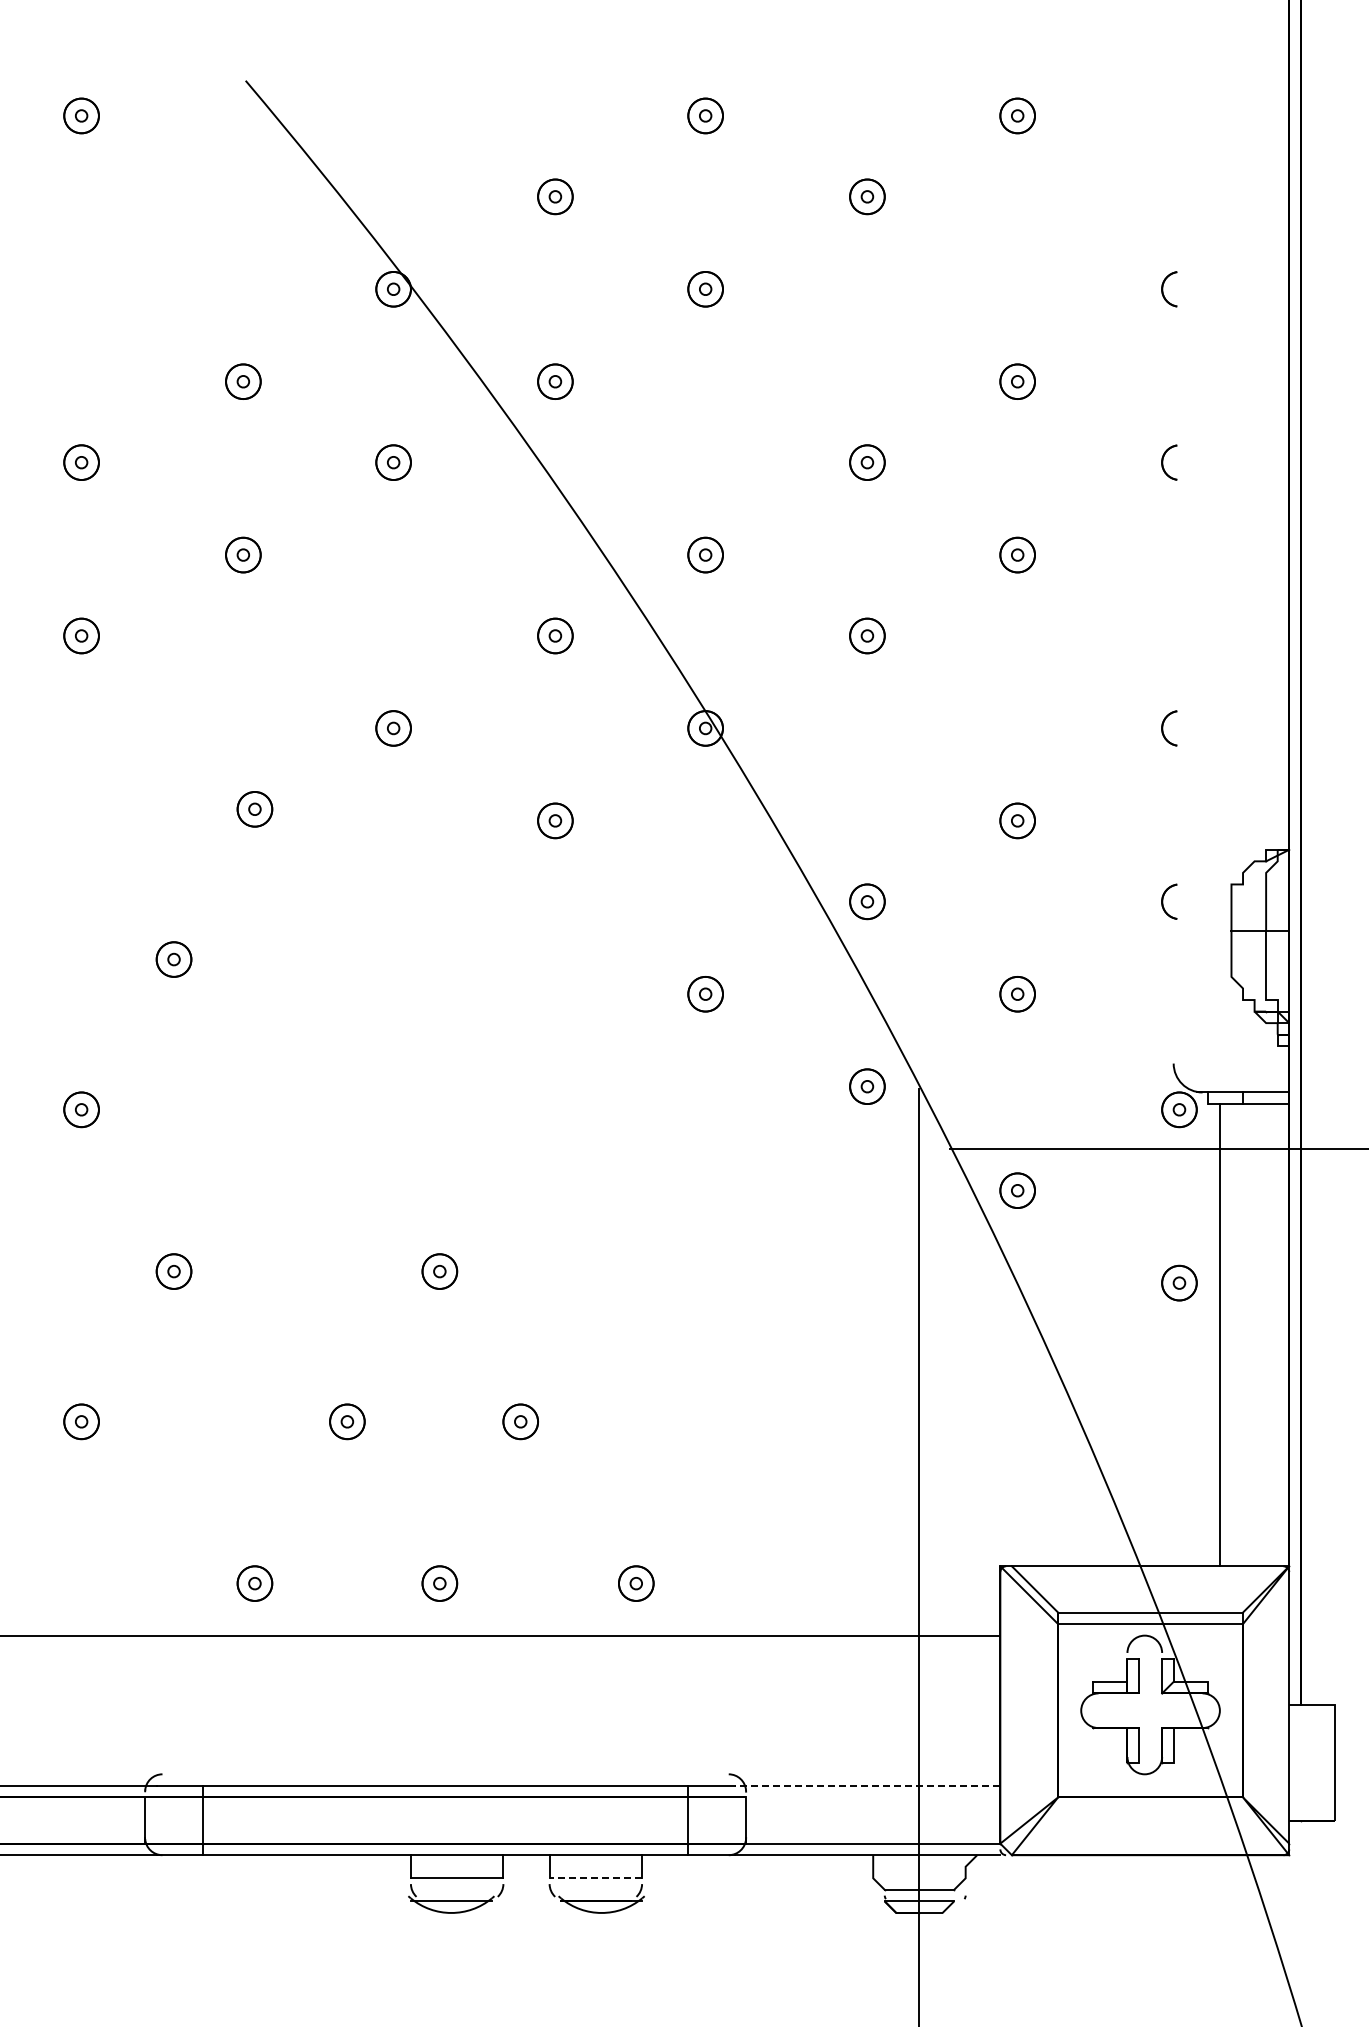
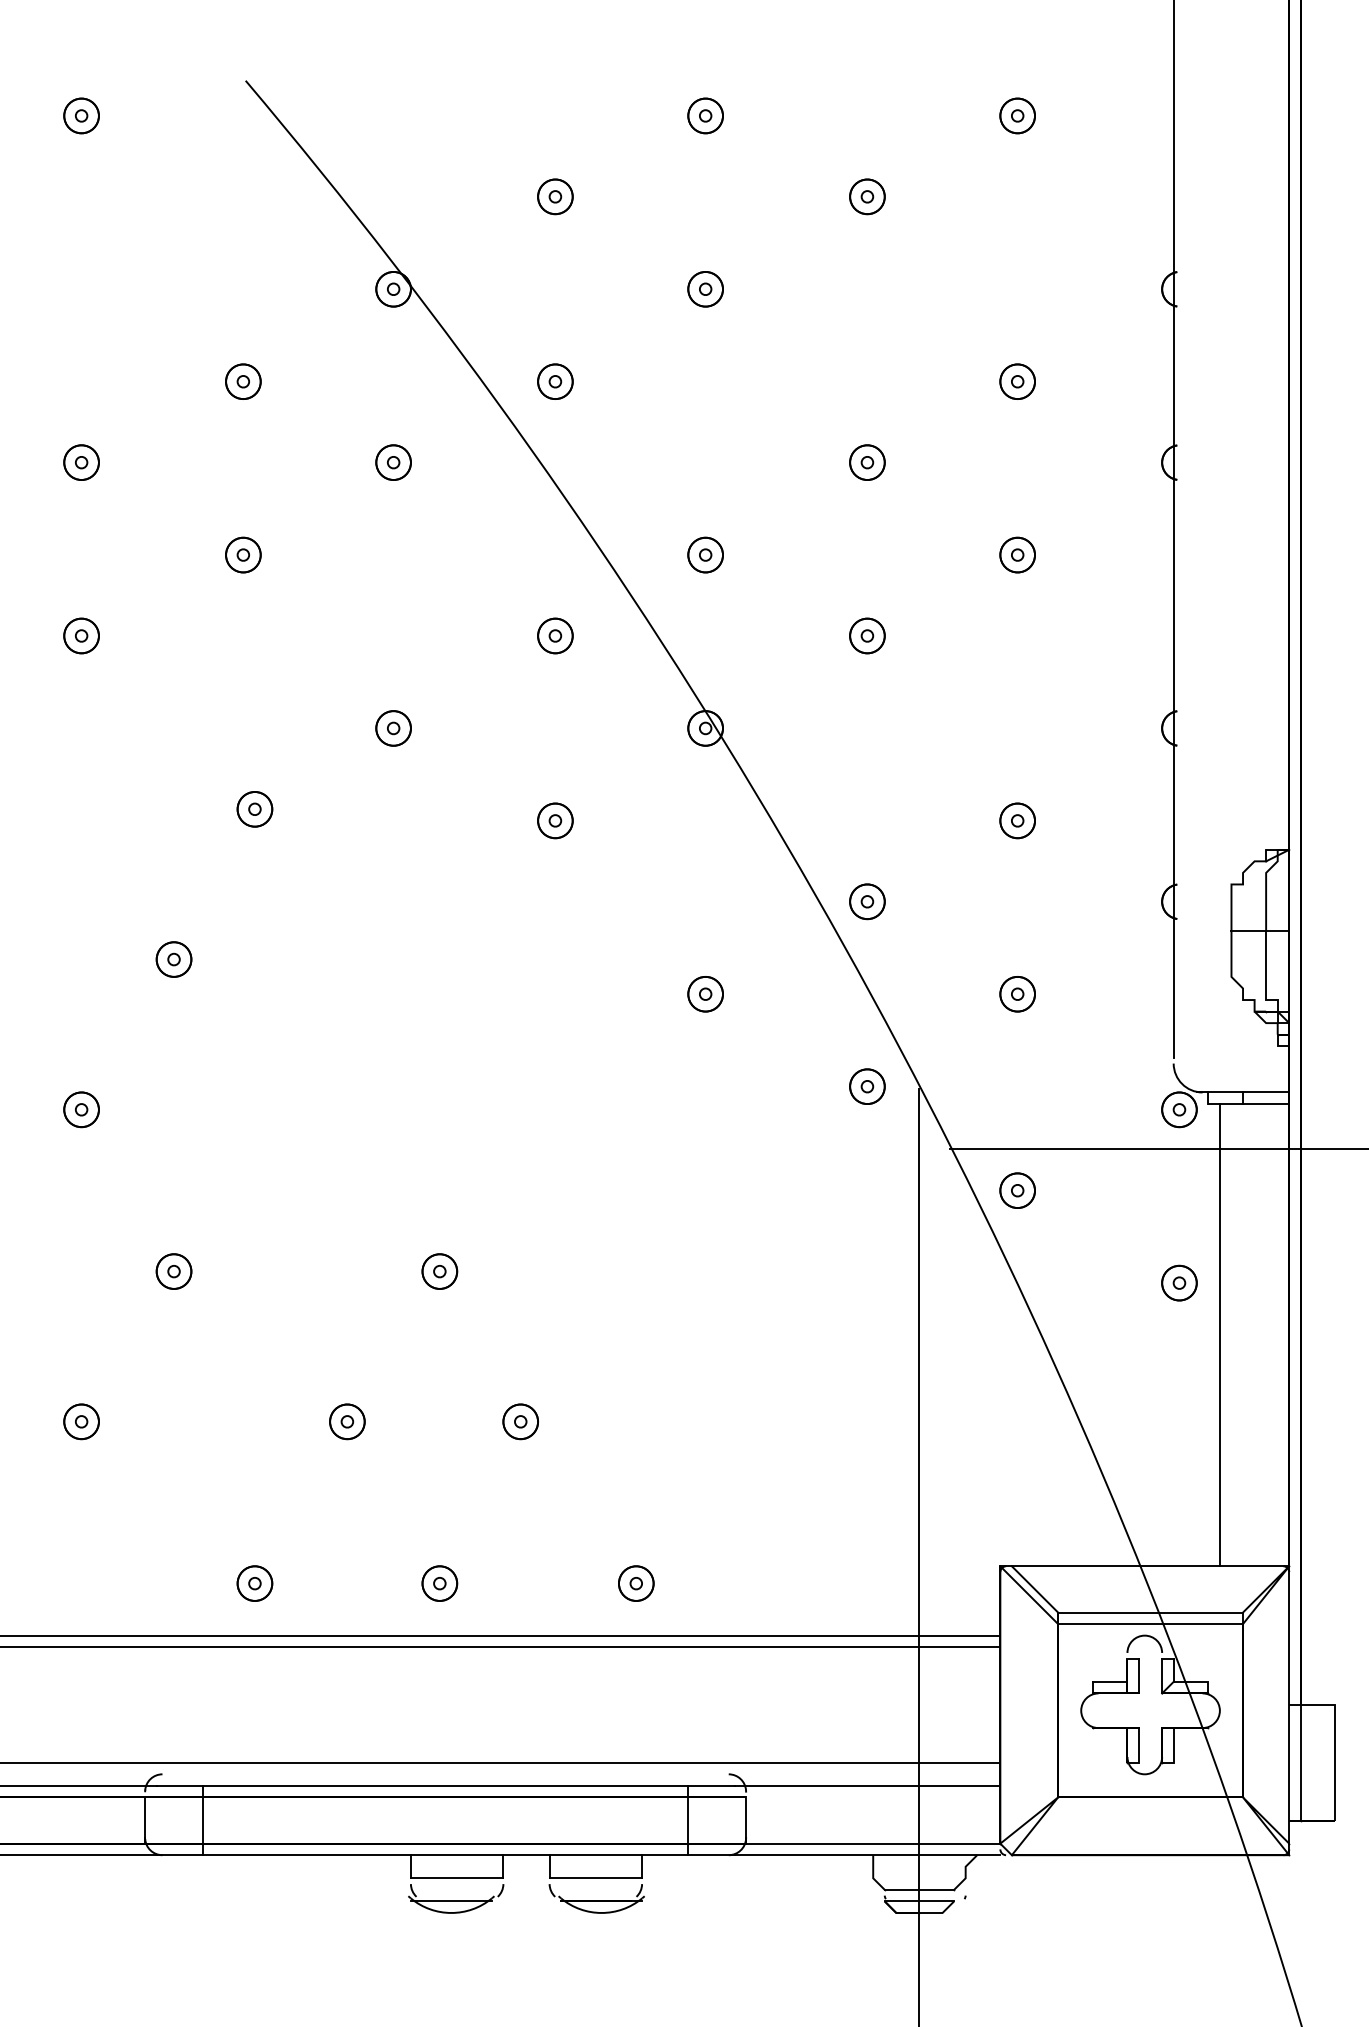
line: none -> present (1173, 529)
line: none -> present (501, 1647)
line: none -> present (501, 1762)
line: none -> present (1300, 1762)
line: dashed -> solid (867, 1785)
line: dashed -> solid (595, 1878)
